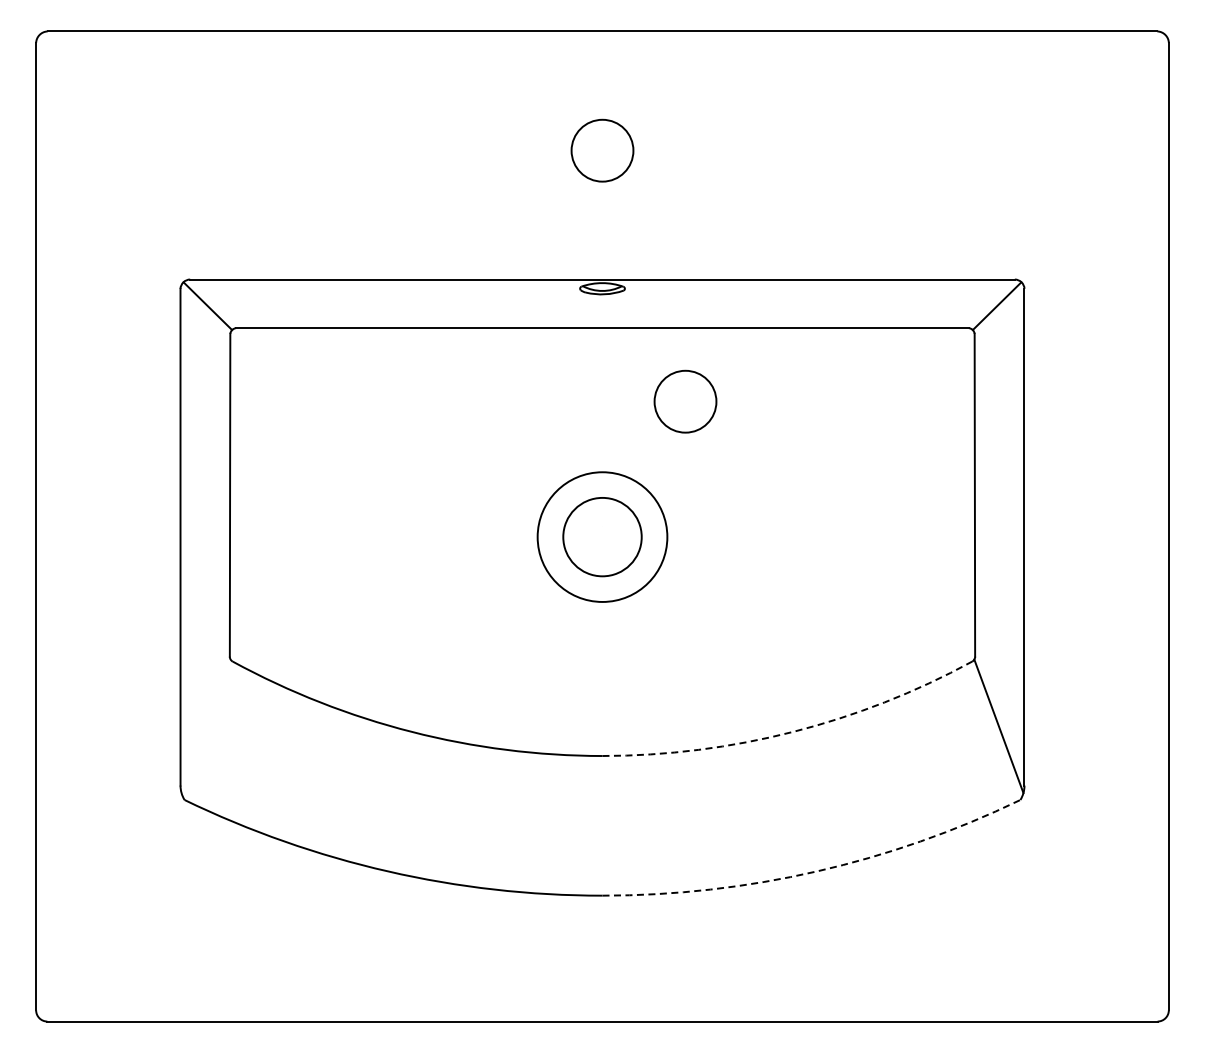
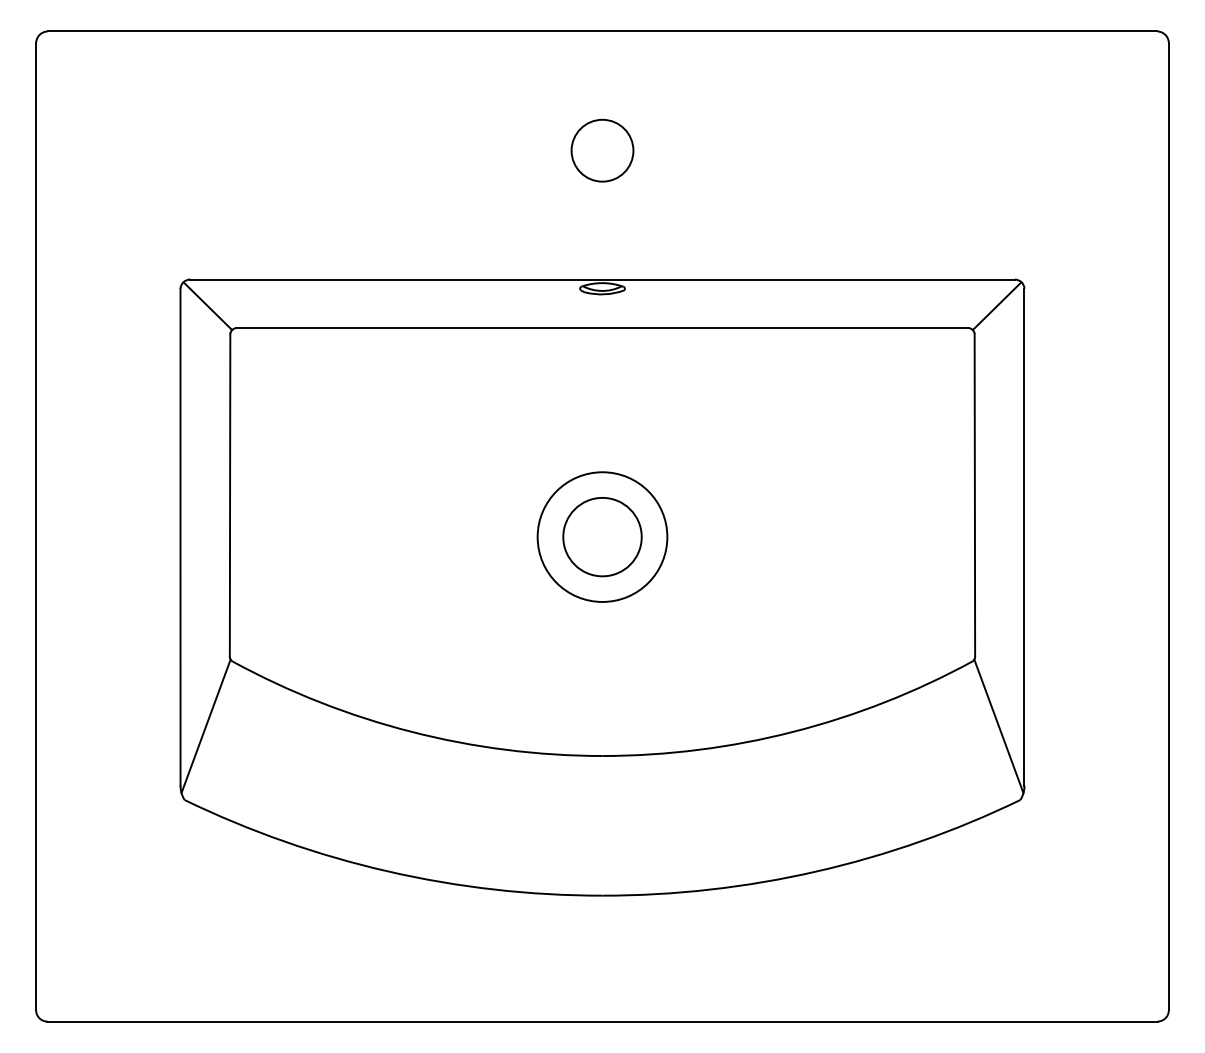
circle: present -> none (685, 401)
line: none -> present (205, 726)
arc: dashed -> solid (793, 731)
arc: dashed -> solid (816, 871)
